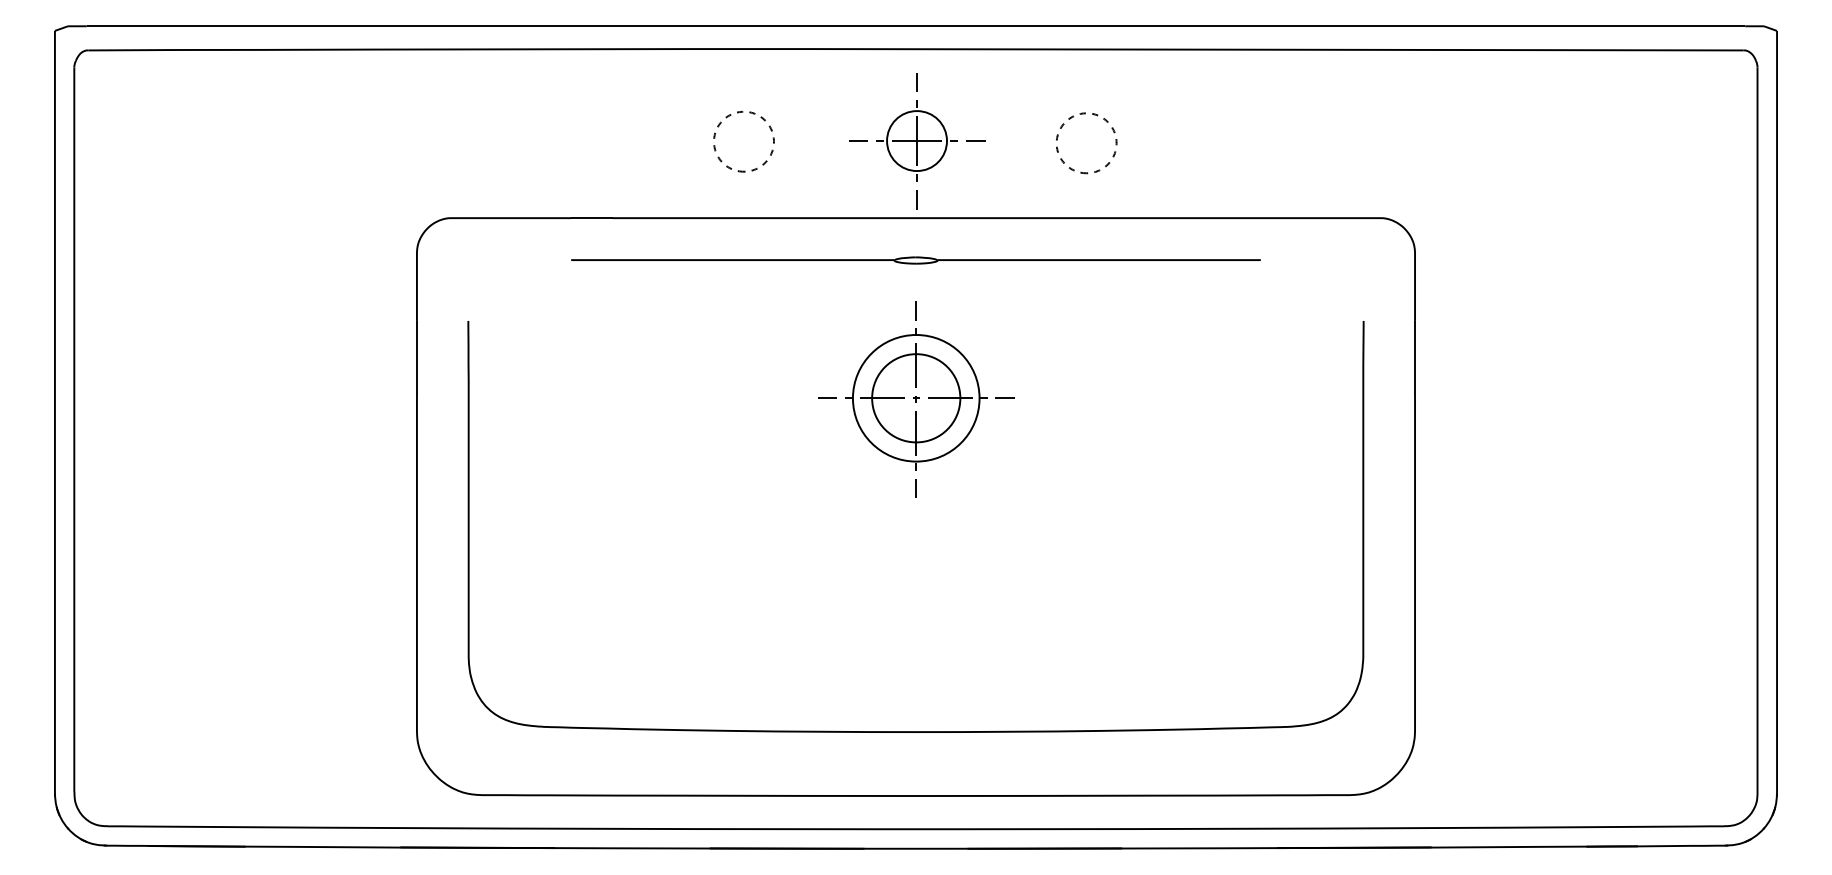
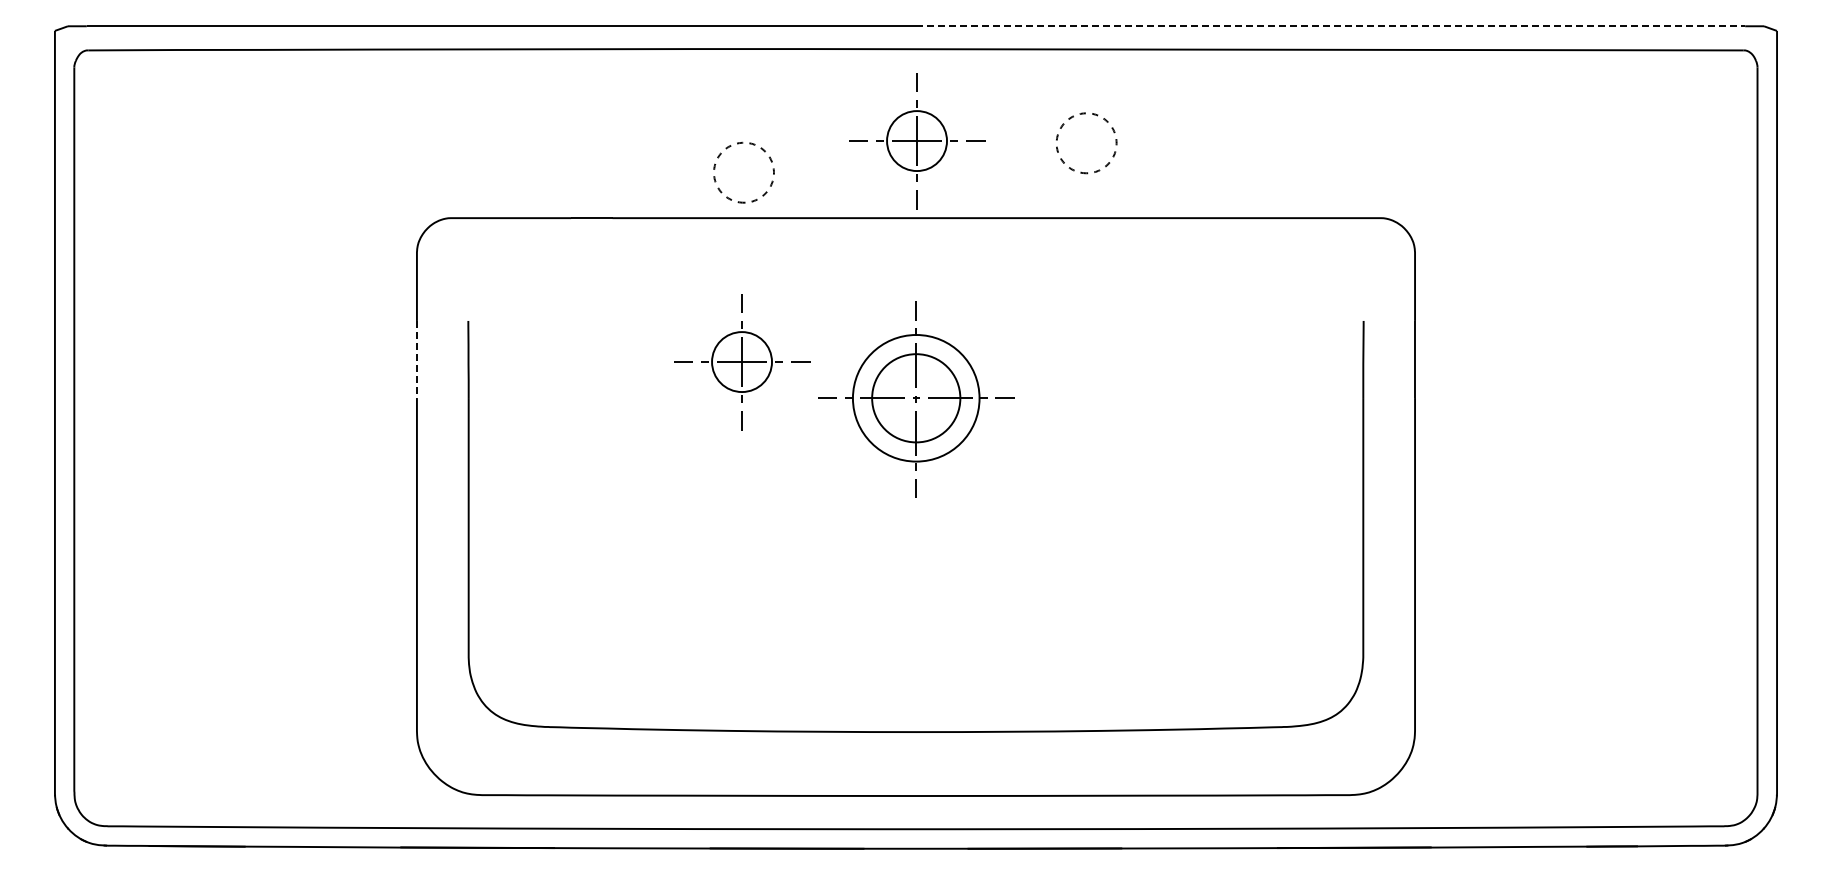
line: solid -> dashed (1330, 26)
part position: (716, 133) -> (716, 164) (716, 164)
part: present -> none (915, 260)
line: solid -> dashed (416, 359)
part: none -> present (742, 362)
